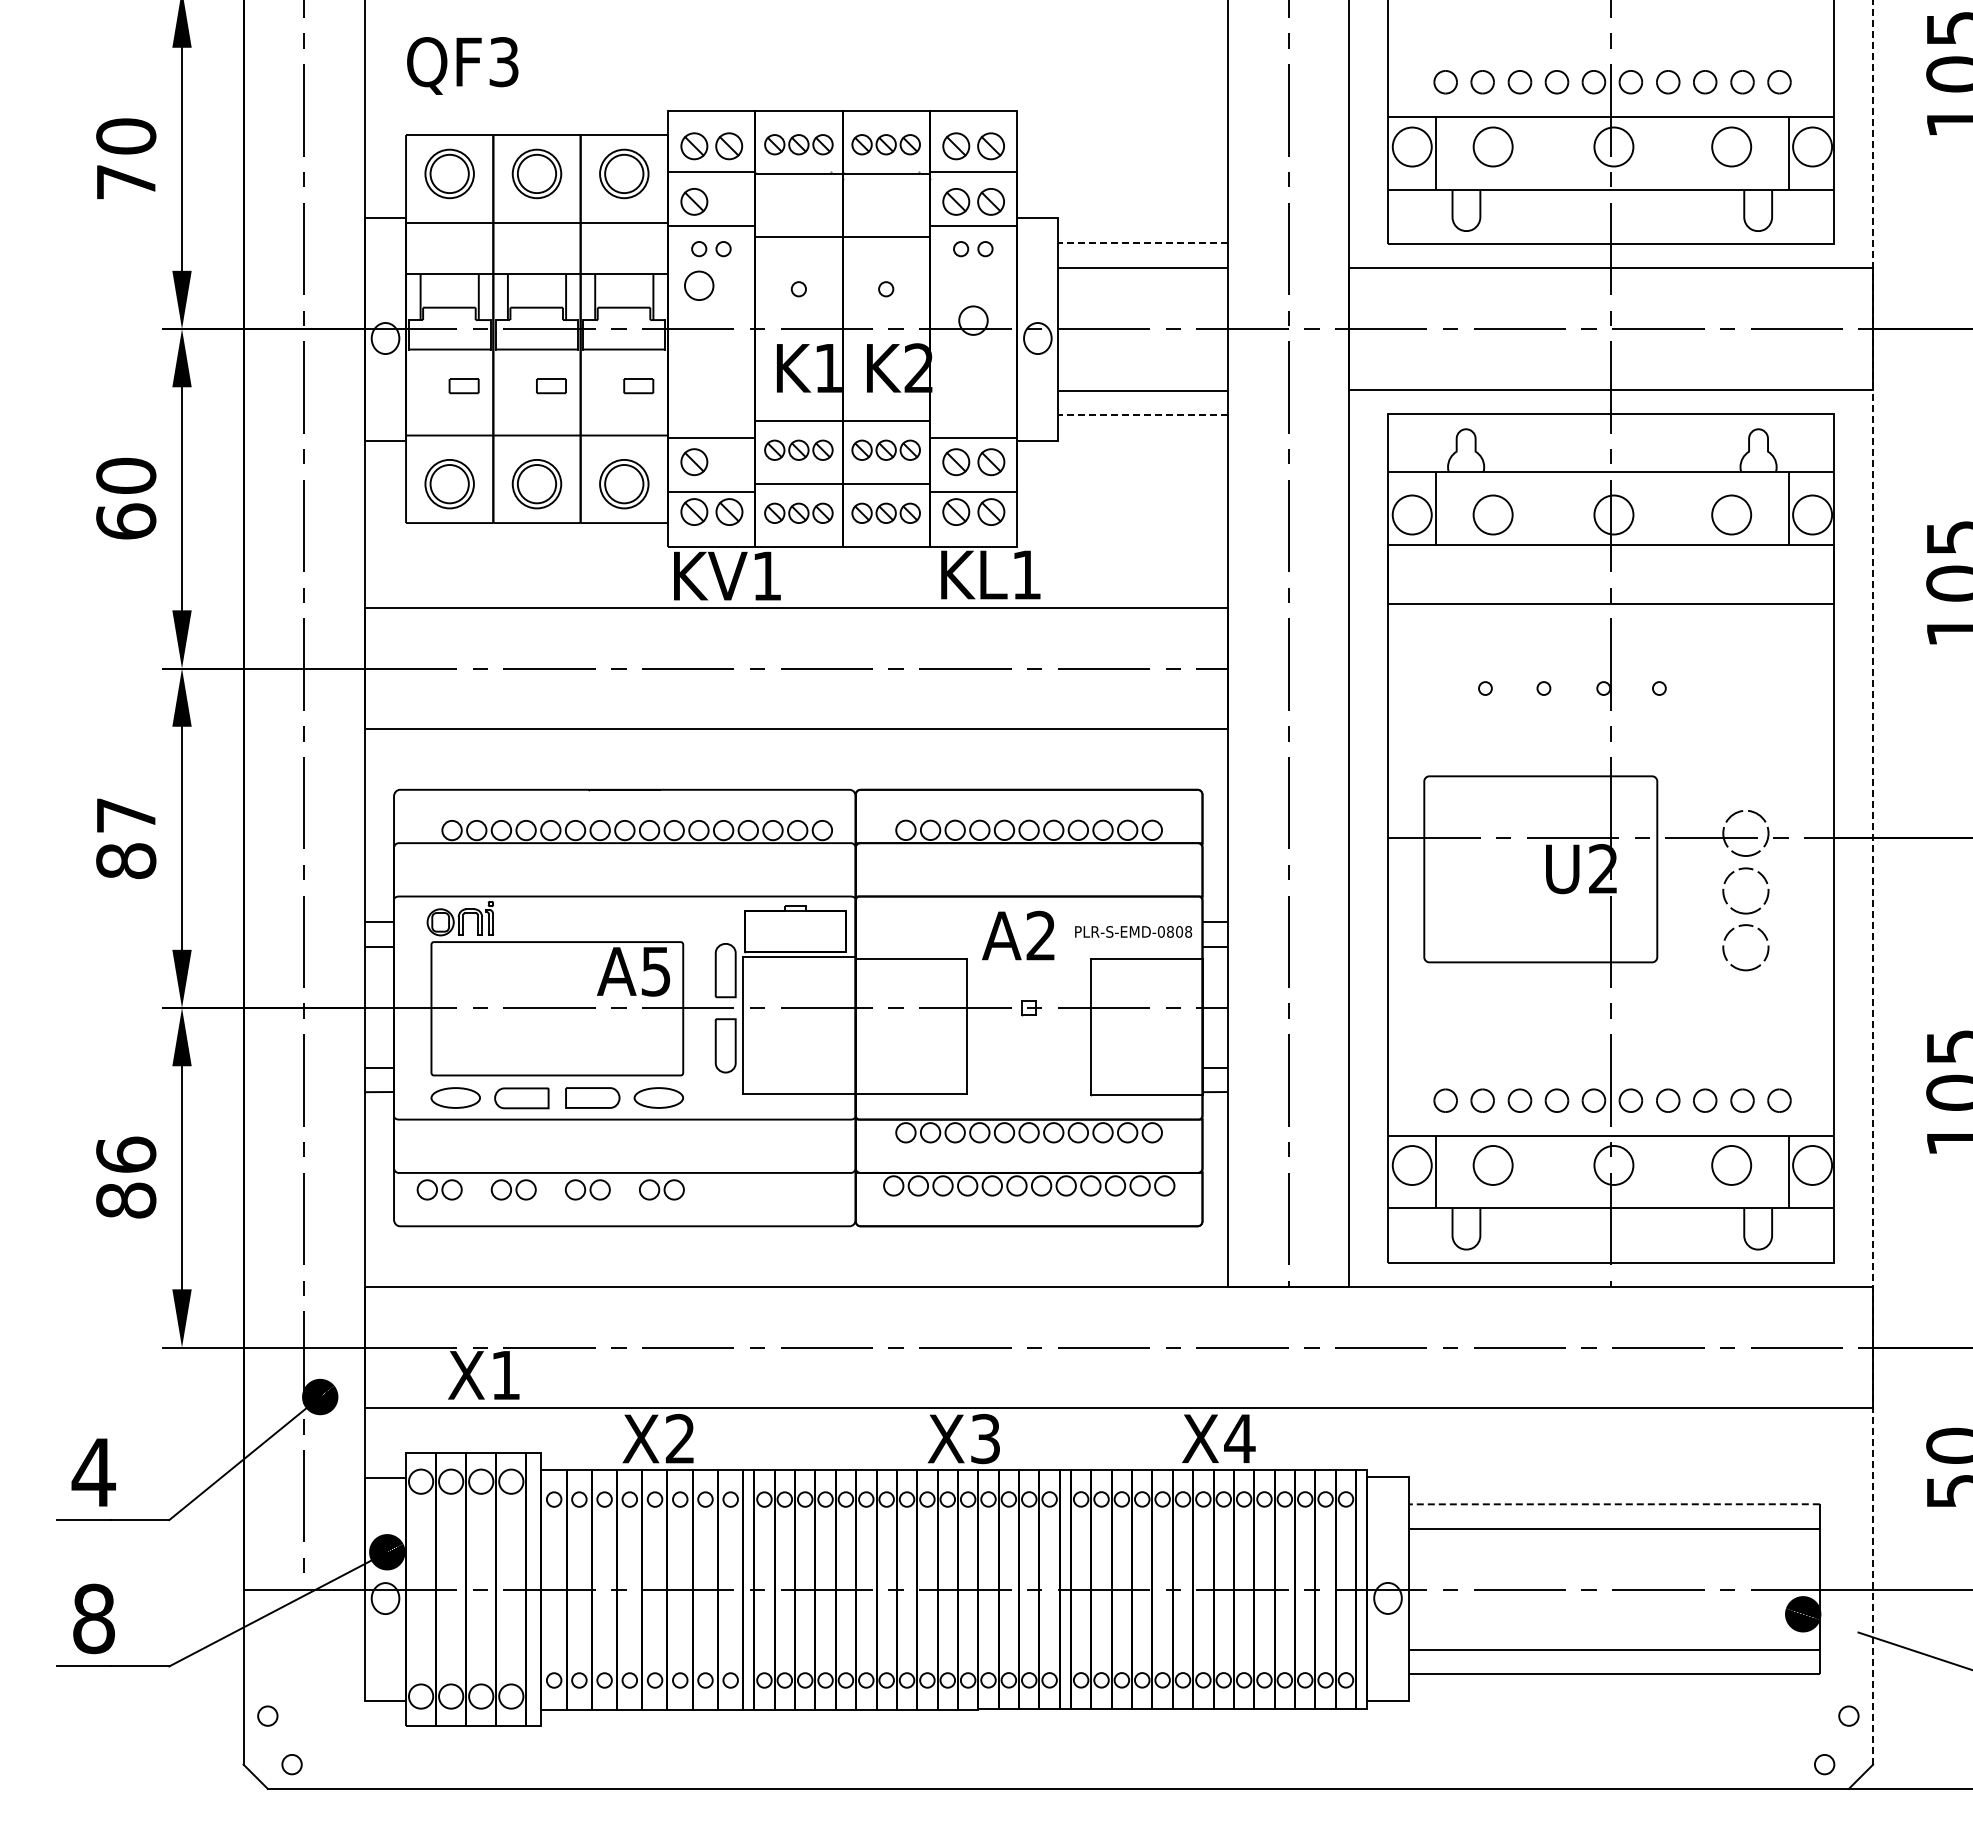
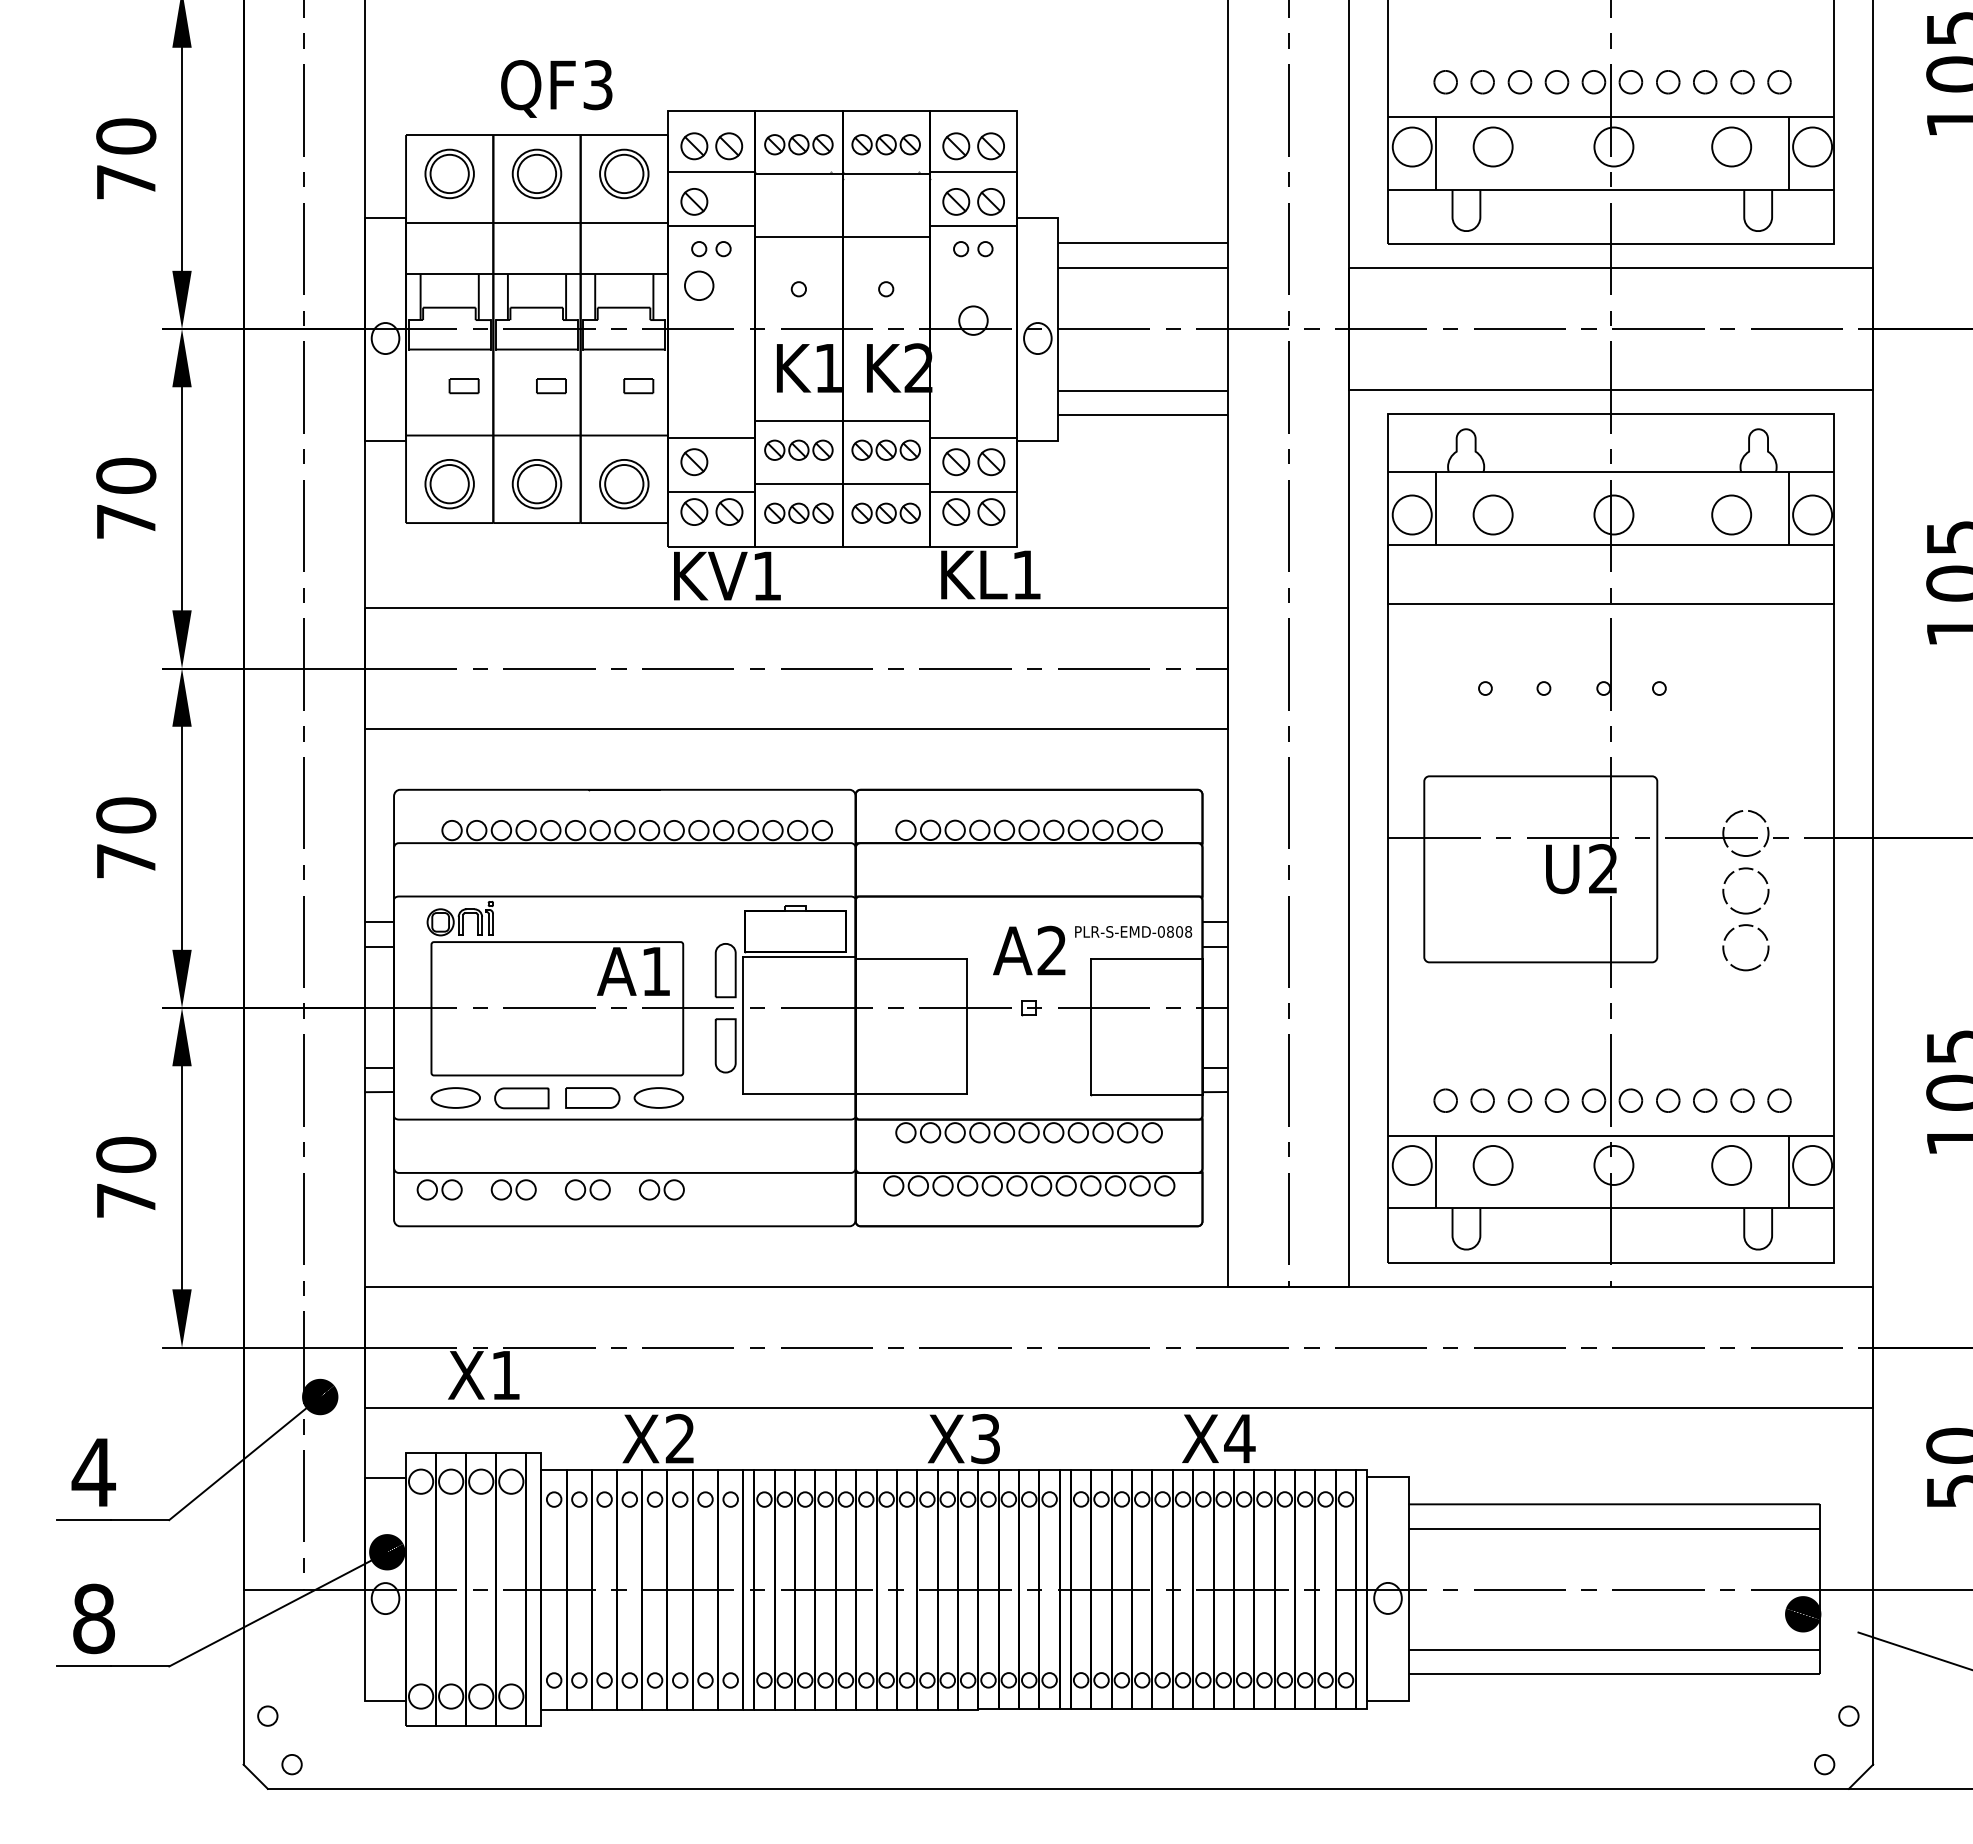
text position: (462, 65) -> (556, 88) (556, 88)
line: dashed -> solid (1143, 243)
line: dashed -> solid (1143, 414)
text: 60 -> 70 (126, 521)
text: 87 -> 70 (126, 838)
line: dashed -> solid (1873, 882)
text position: (1018, 935) -> (1029, 950) (1029, 950)
text: A5 -> A1 (655, 971)
text: 86 -> 70 (126, 1177)
line: dashed -> solid (1614, 1504)
